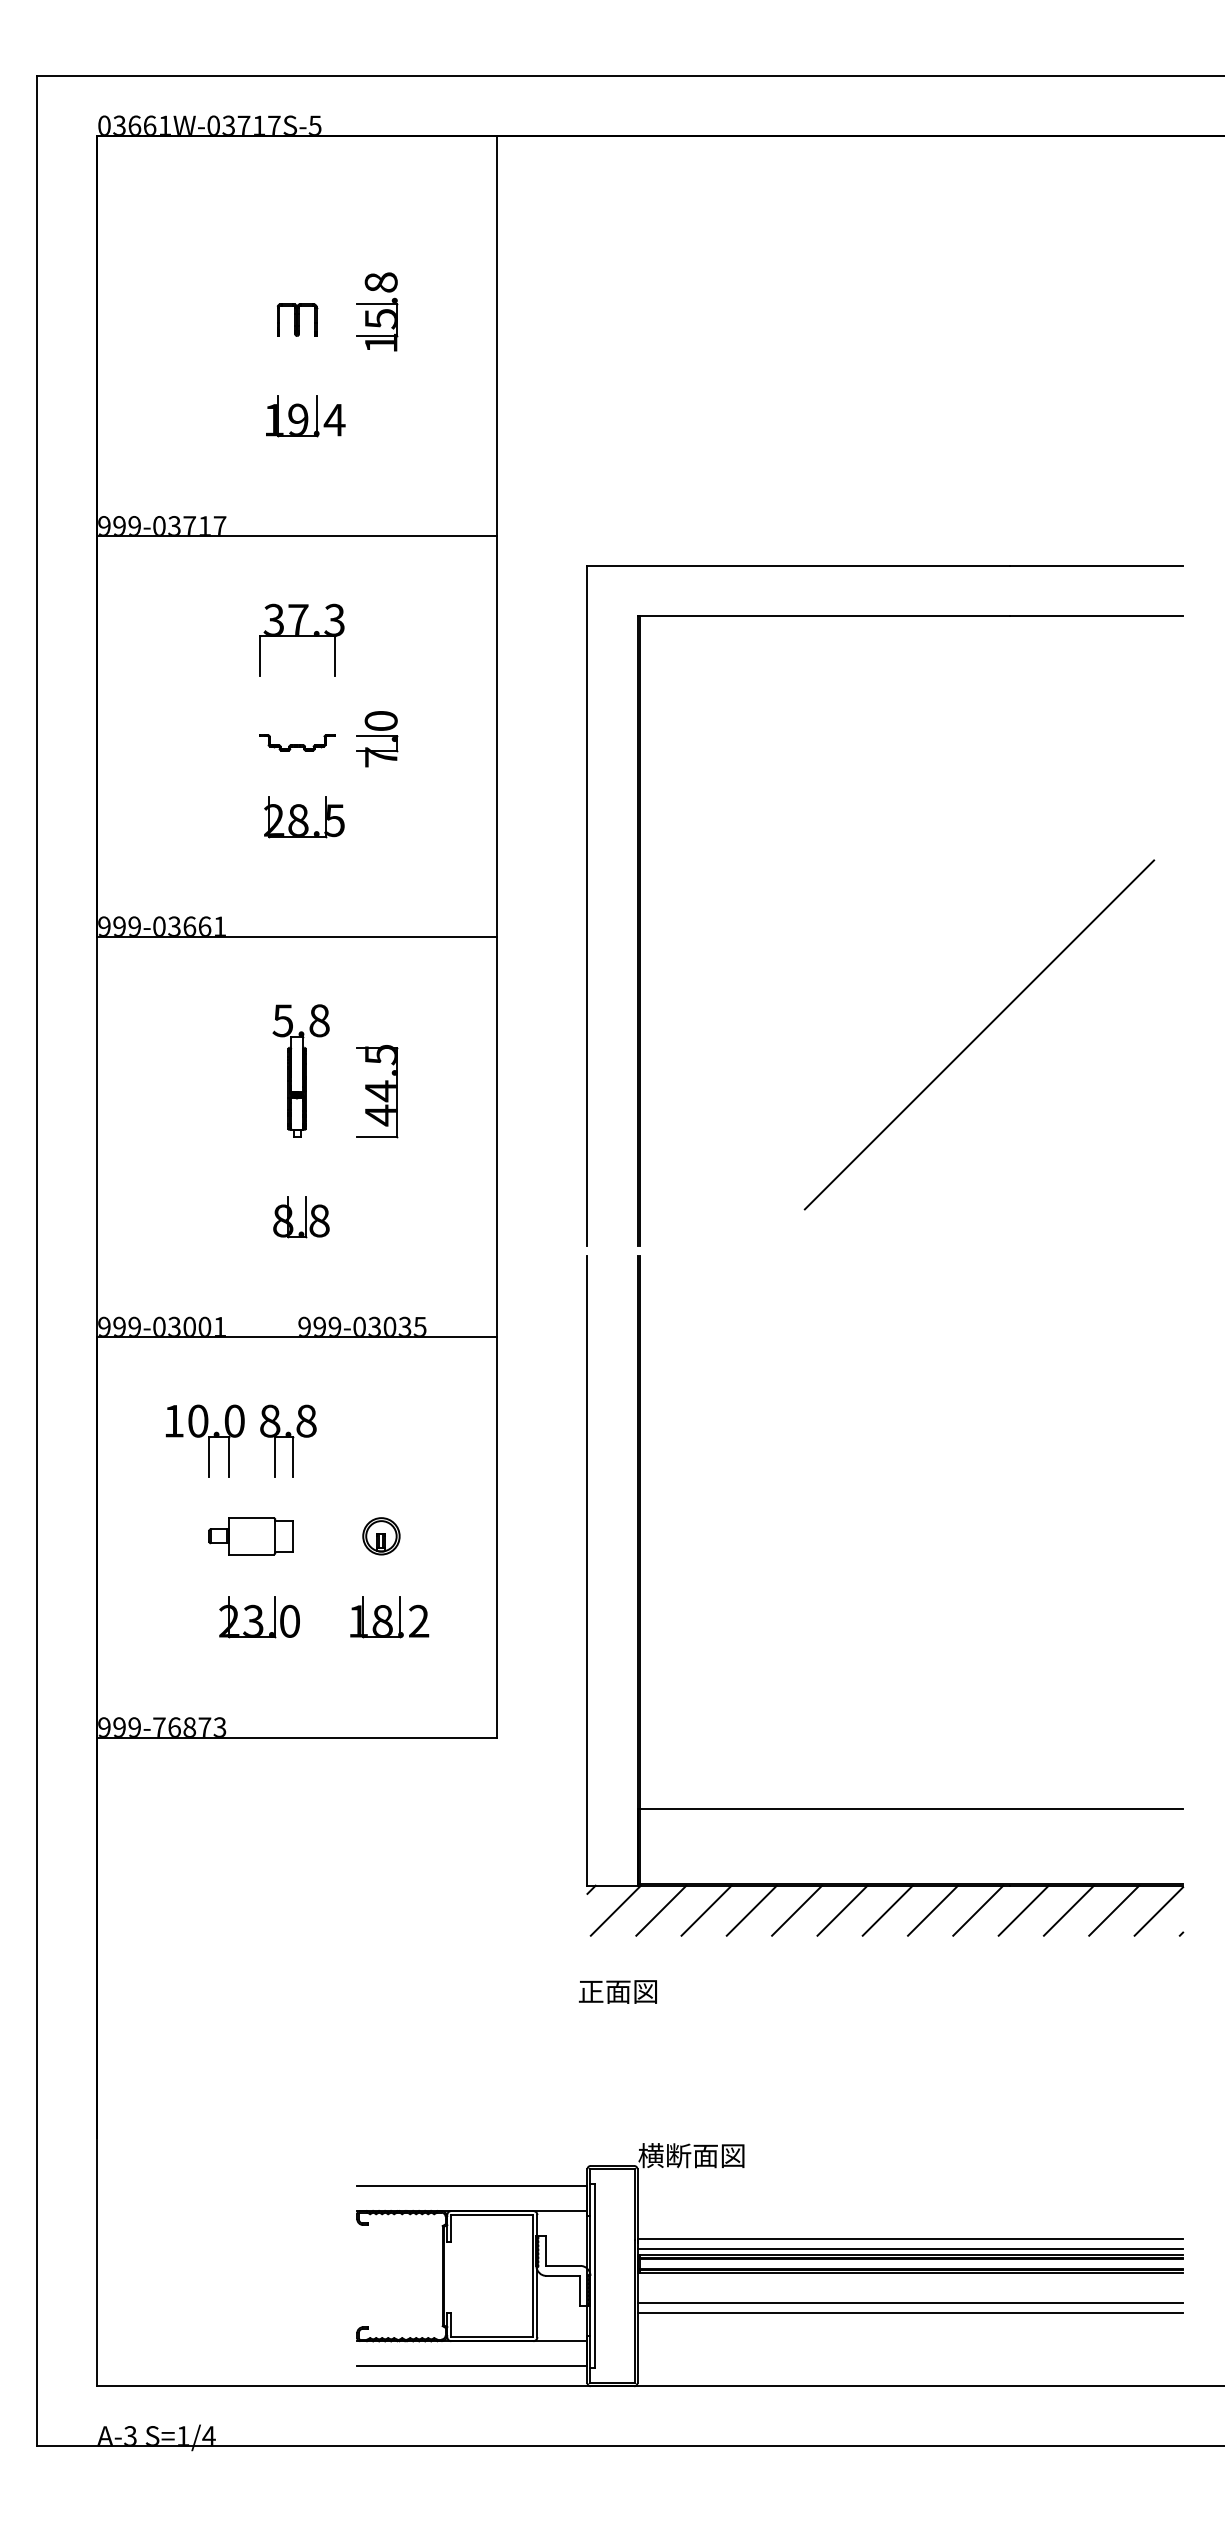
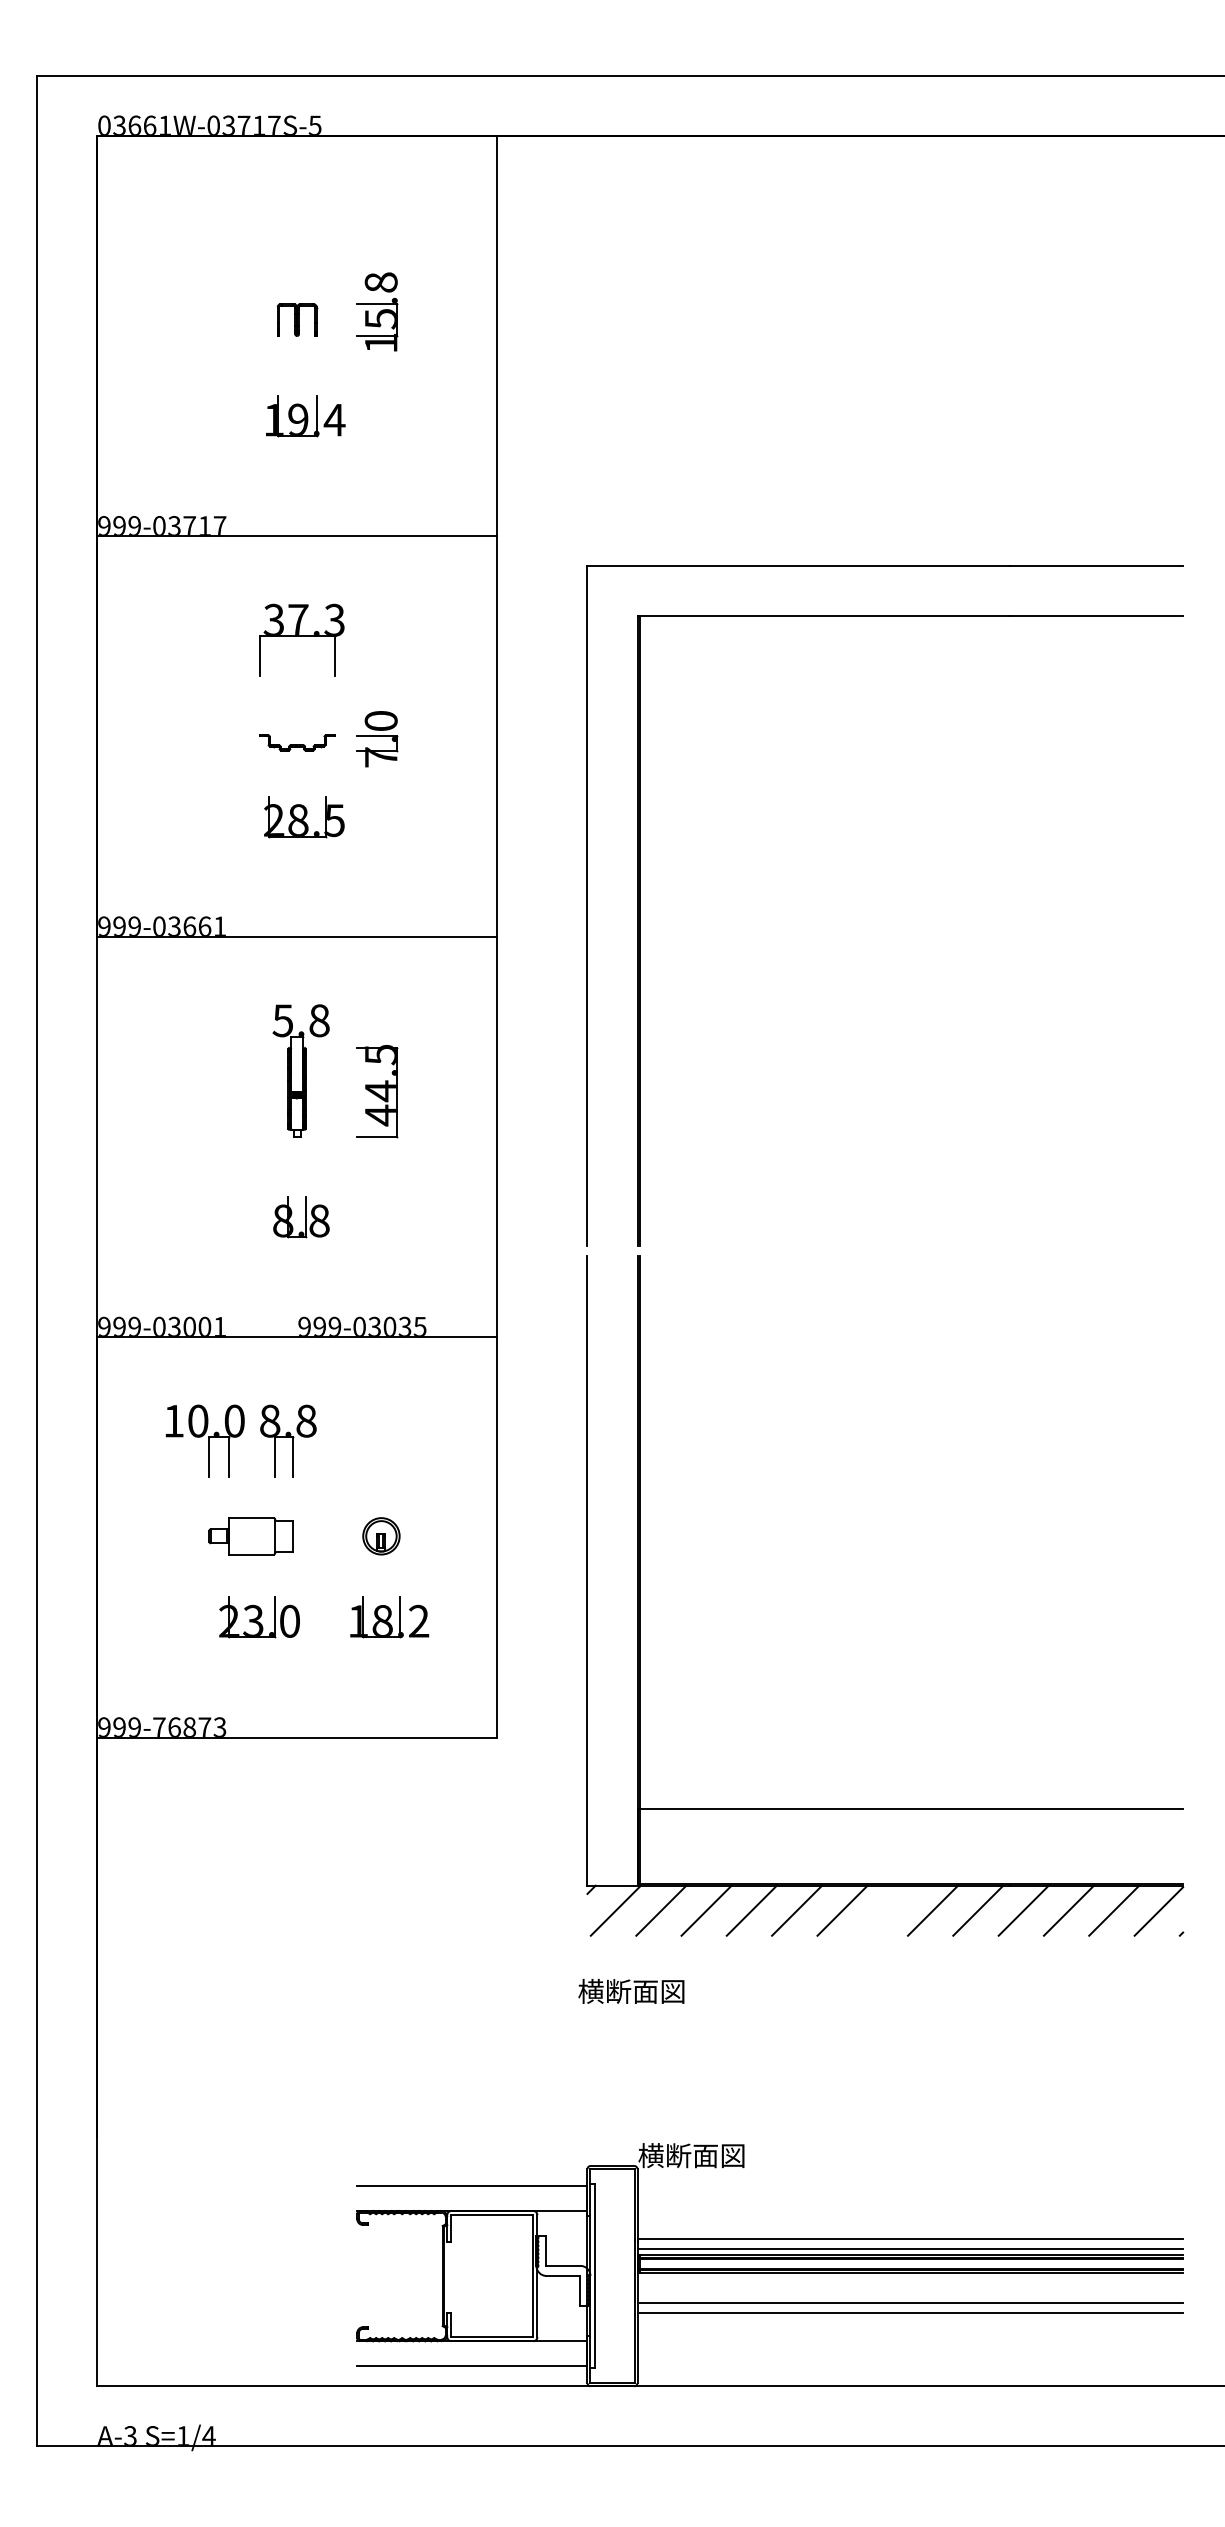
line: present -> none (979, 1034)
line: present -> none (887, 1910)
text: 正面図 -> 横断面図 (631, 1990)
